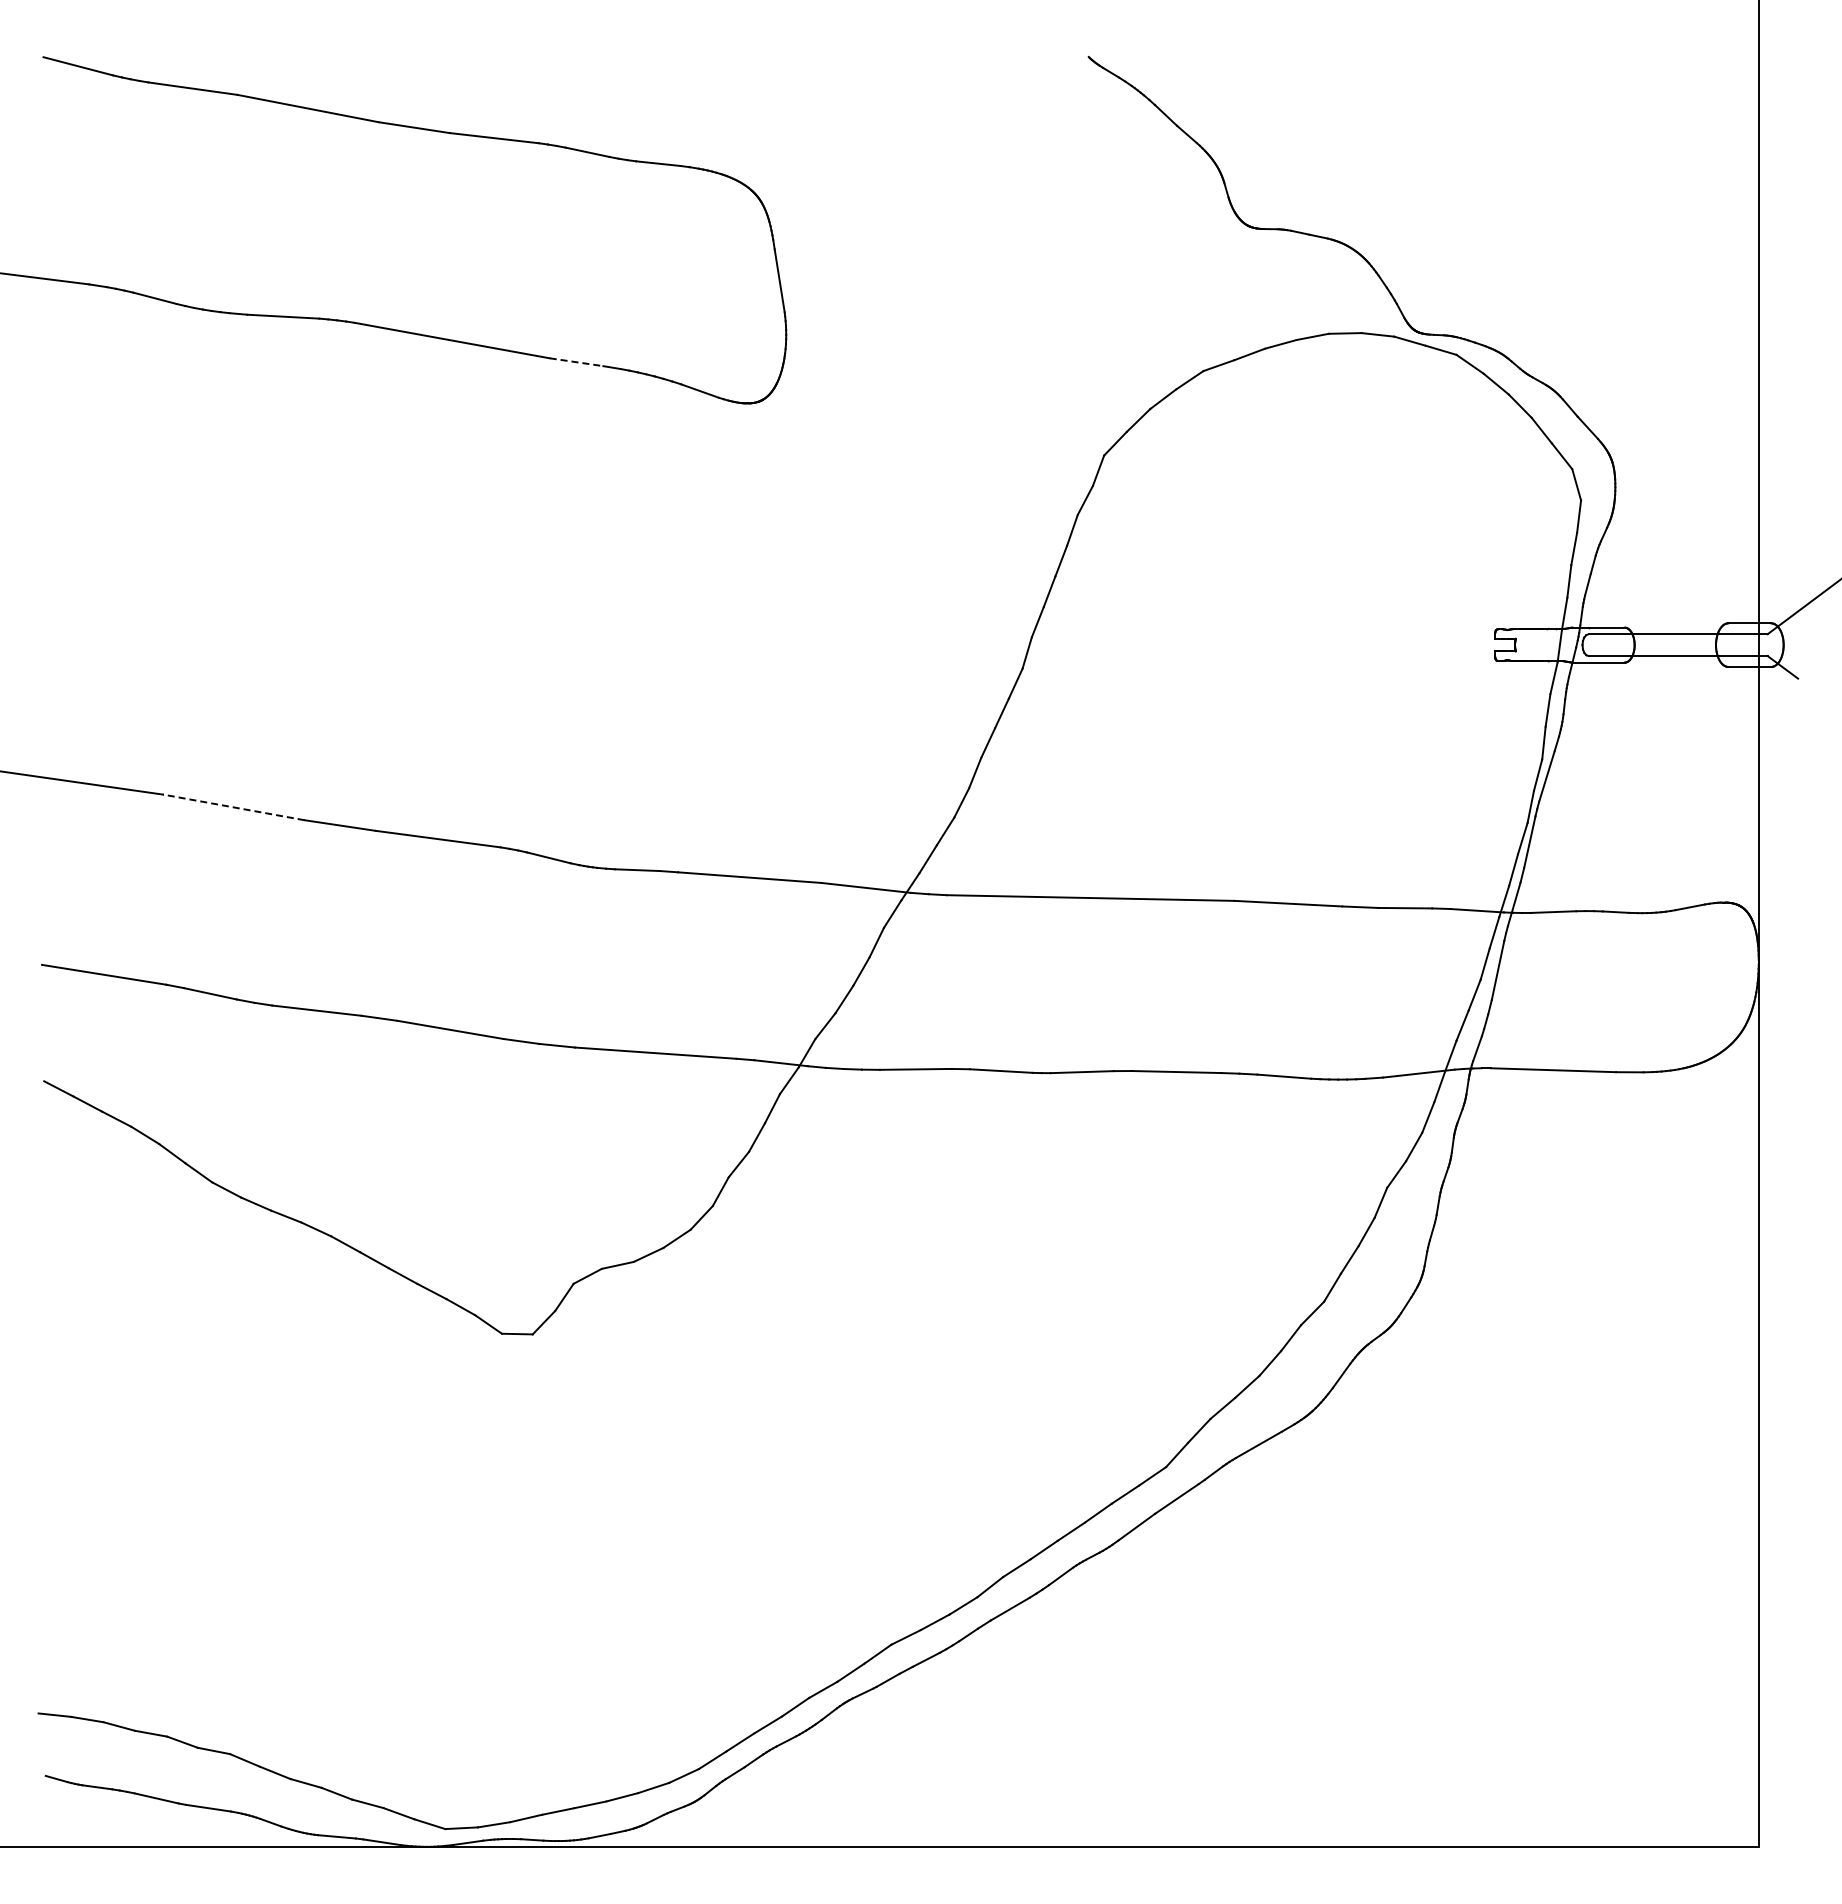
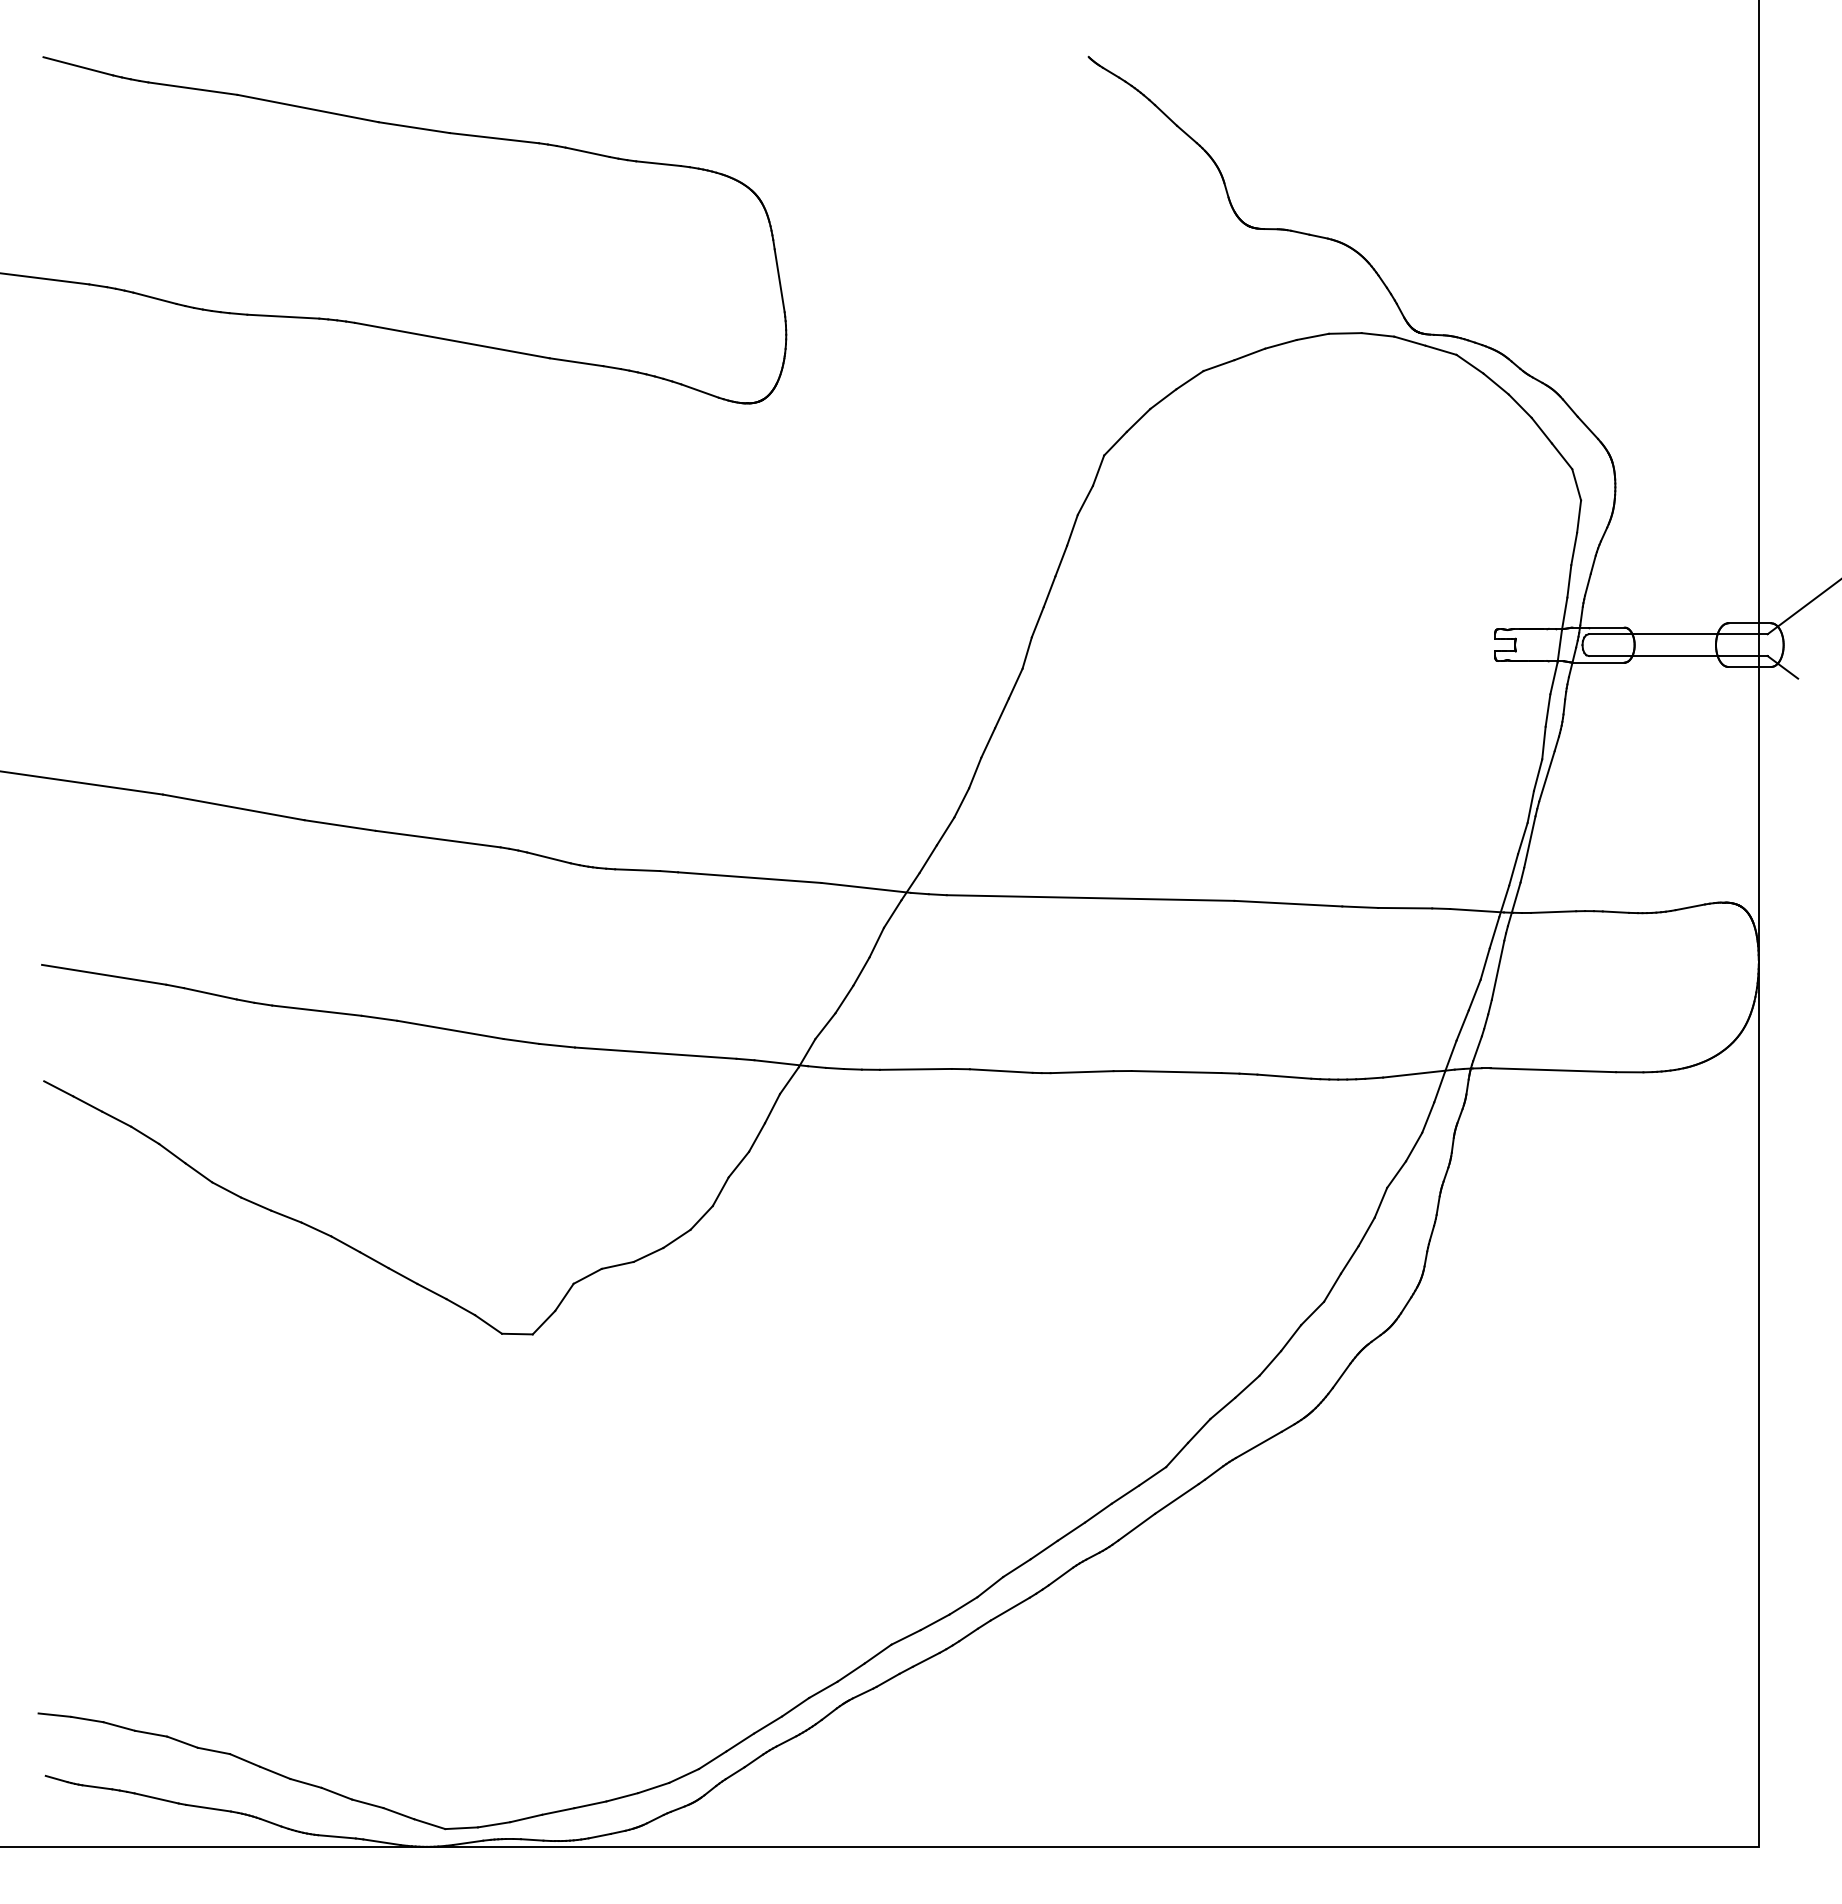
line: dashed -> solid (577, 362)
line: dashed -> solid (233, 807)
